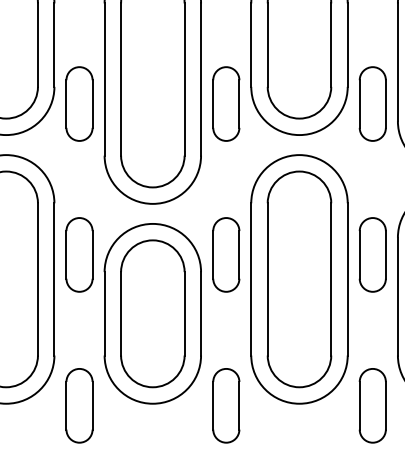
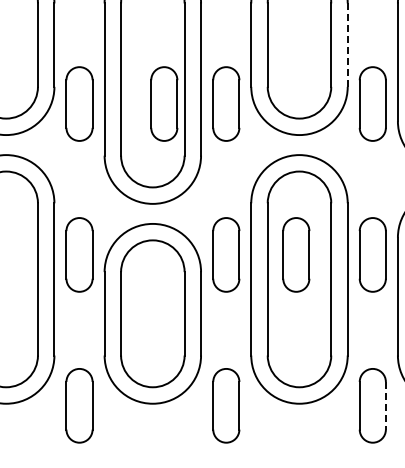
line: solid -> dashed (347, 45)
part: none -> present (164, 103)
part: none -> present (296, 254)
line: solid -> dashed (385, 405)
